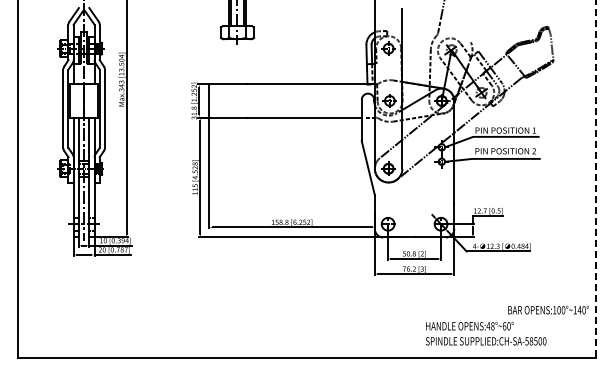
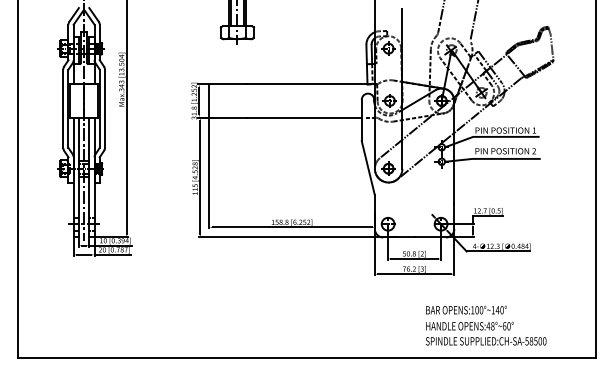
line: none -> present (473, 20)
line: dashed -> solid (595, 179)
text position: (548, 309) -> (466, 309) (466, 309)
